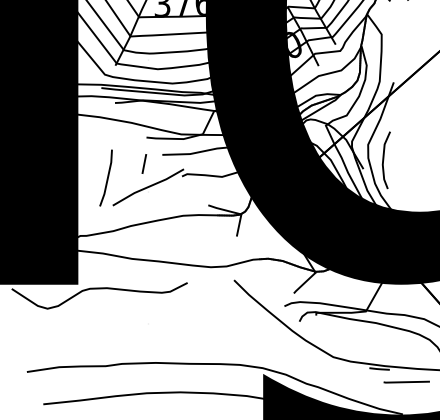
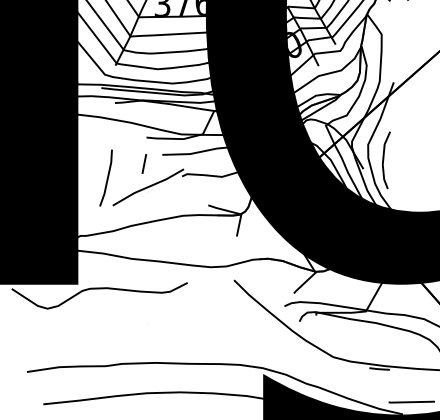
line position: (406, 381) -> (411, 401) (411, 401)
